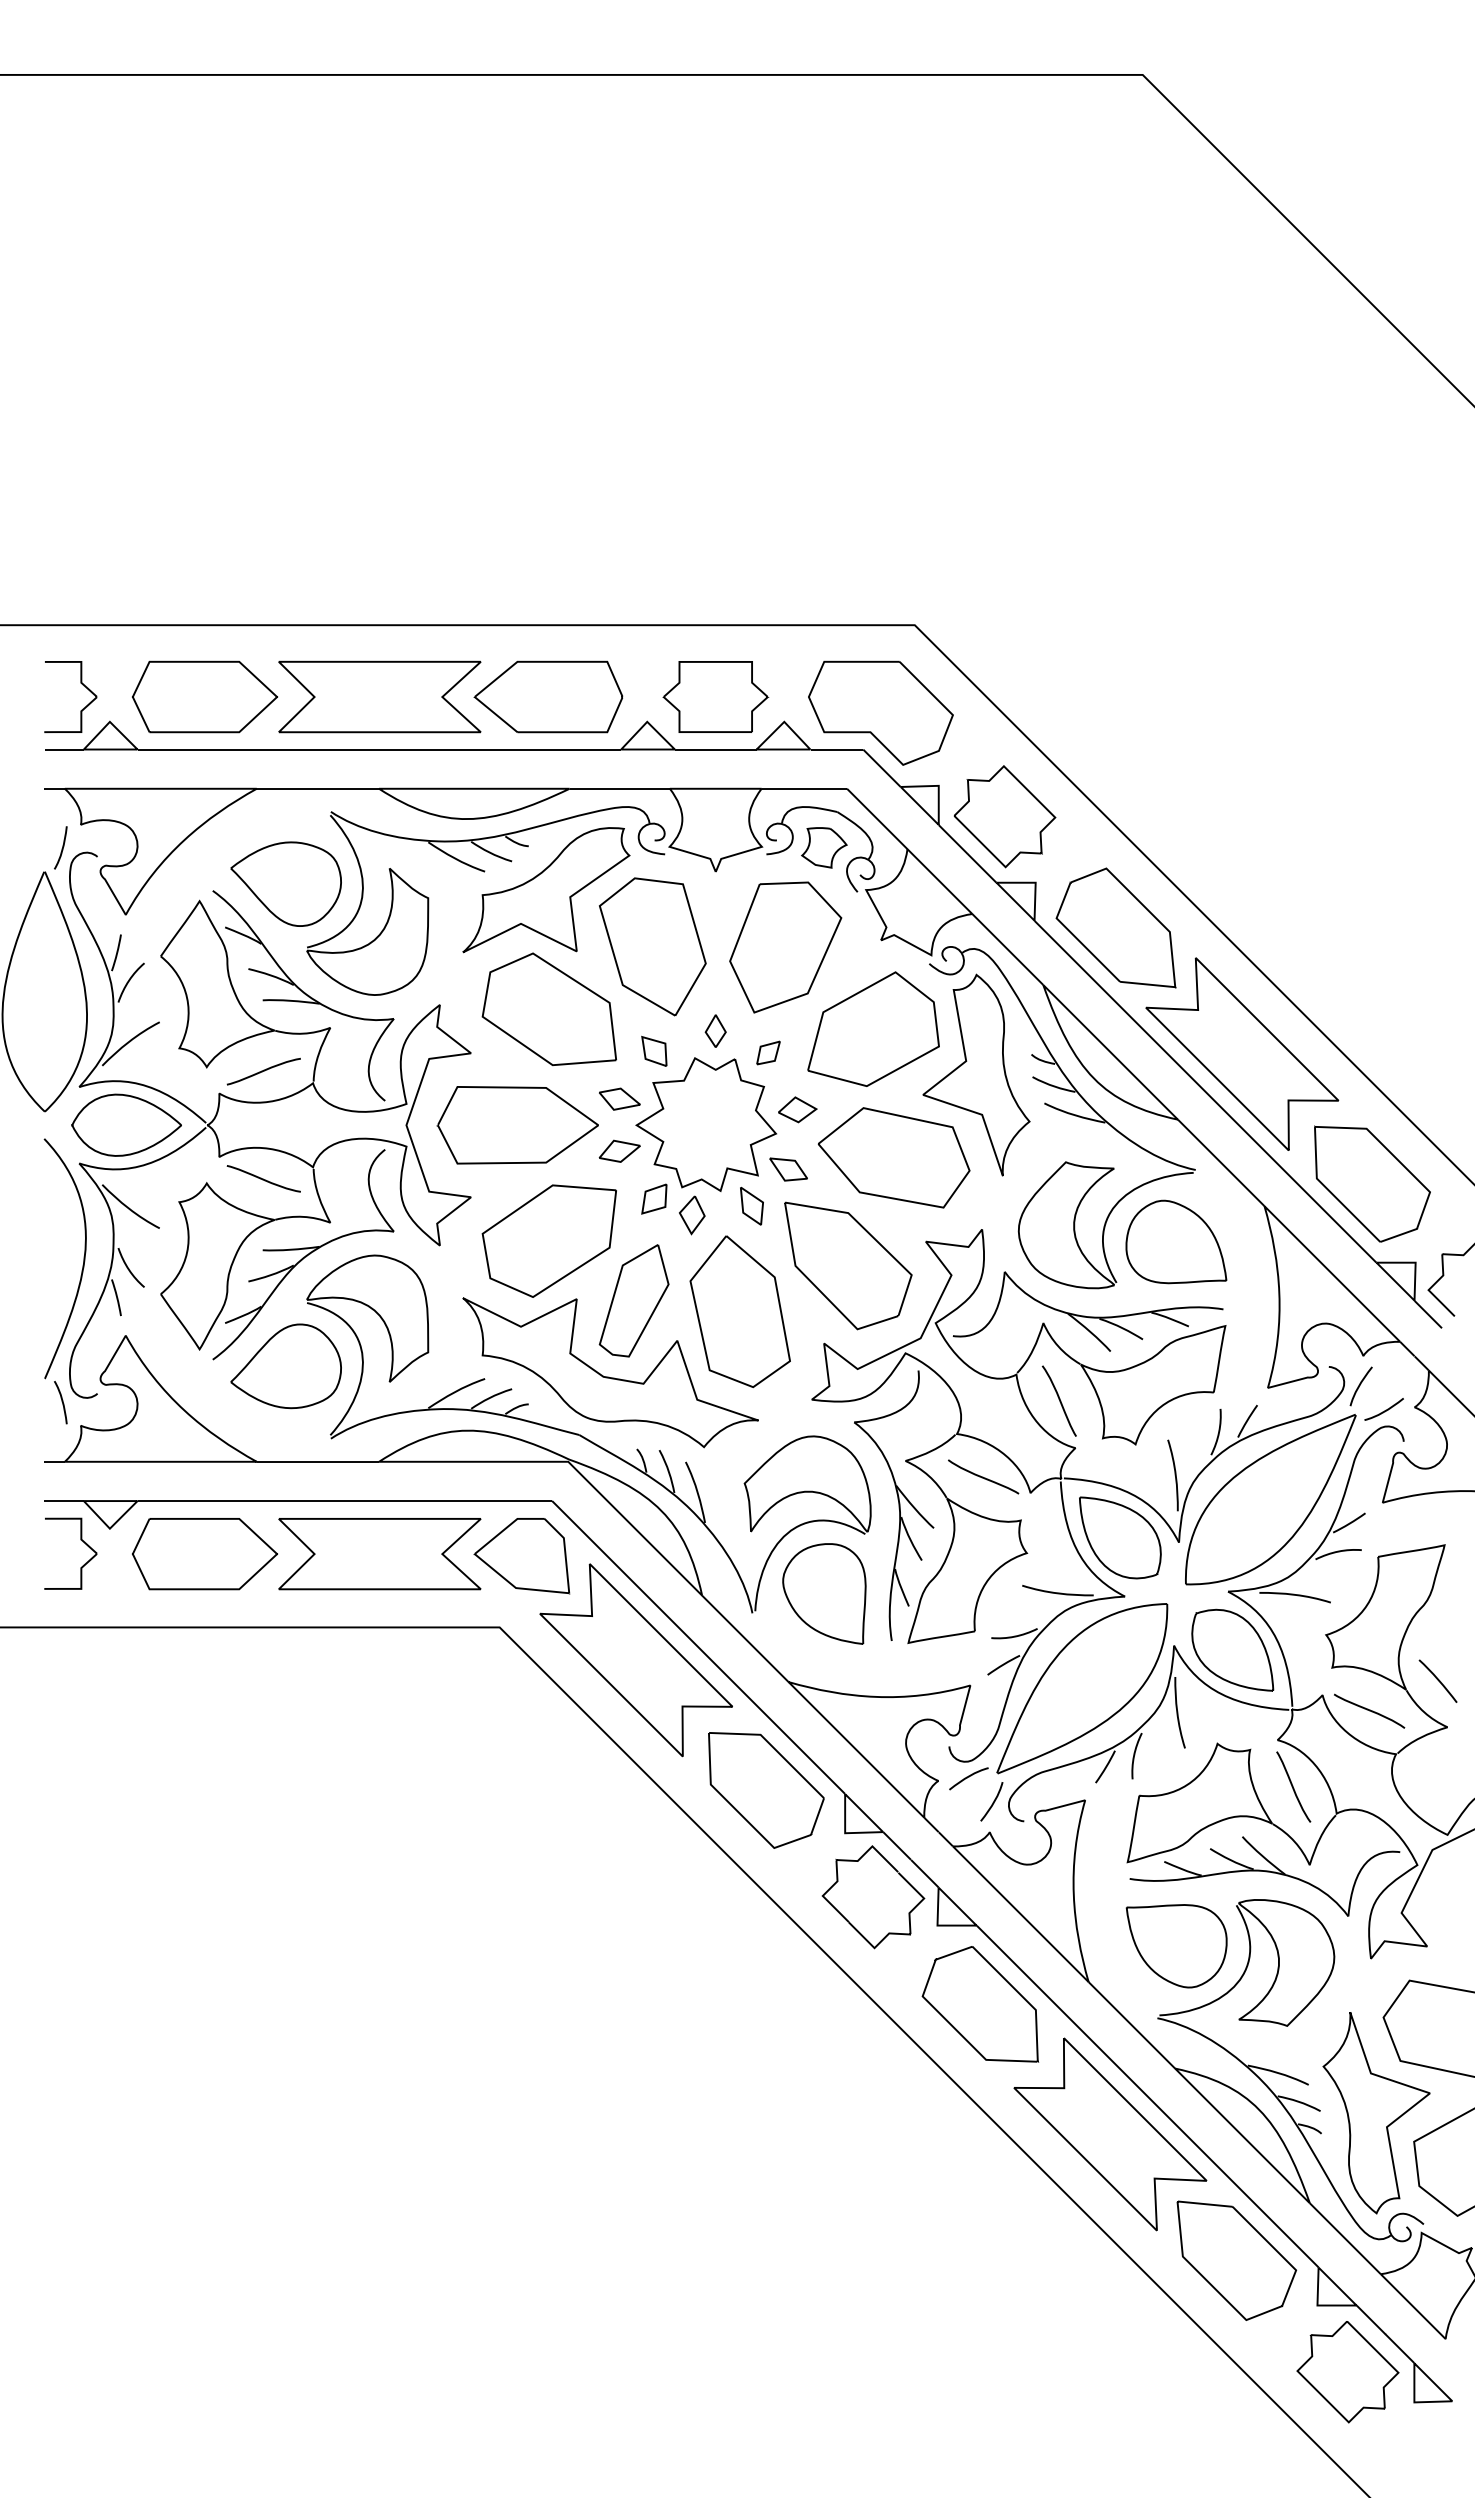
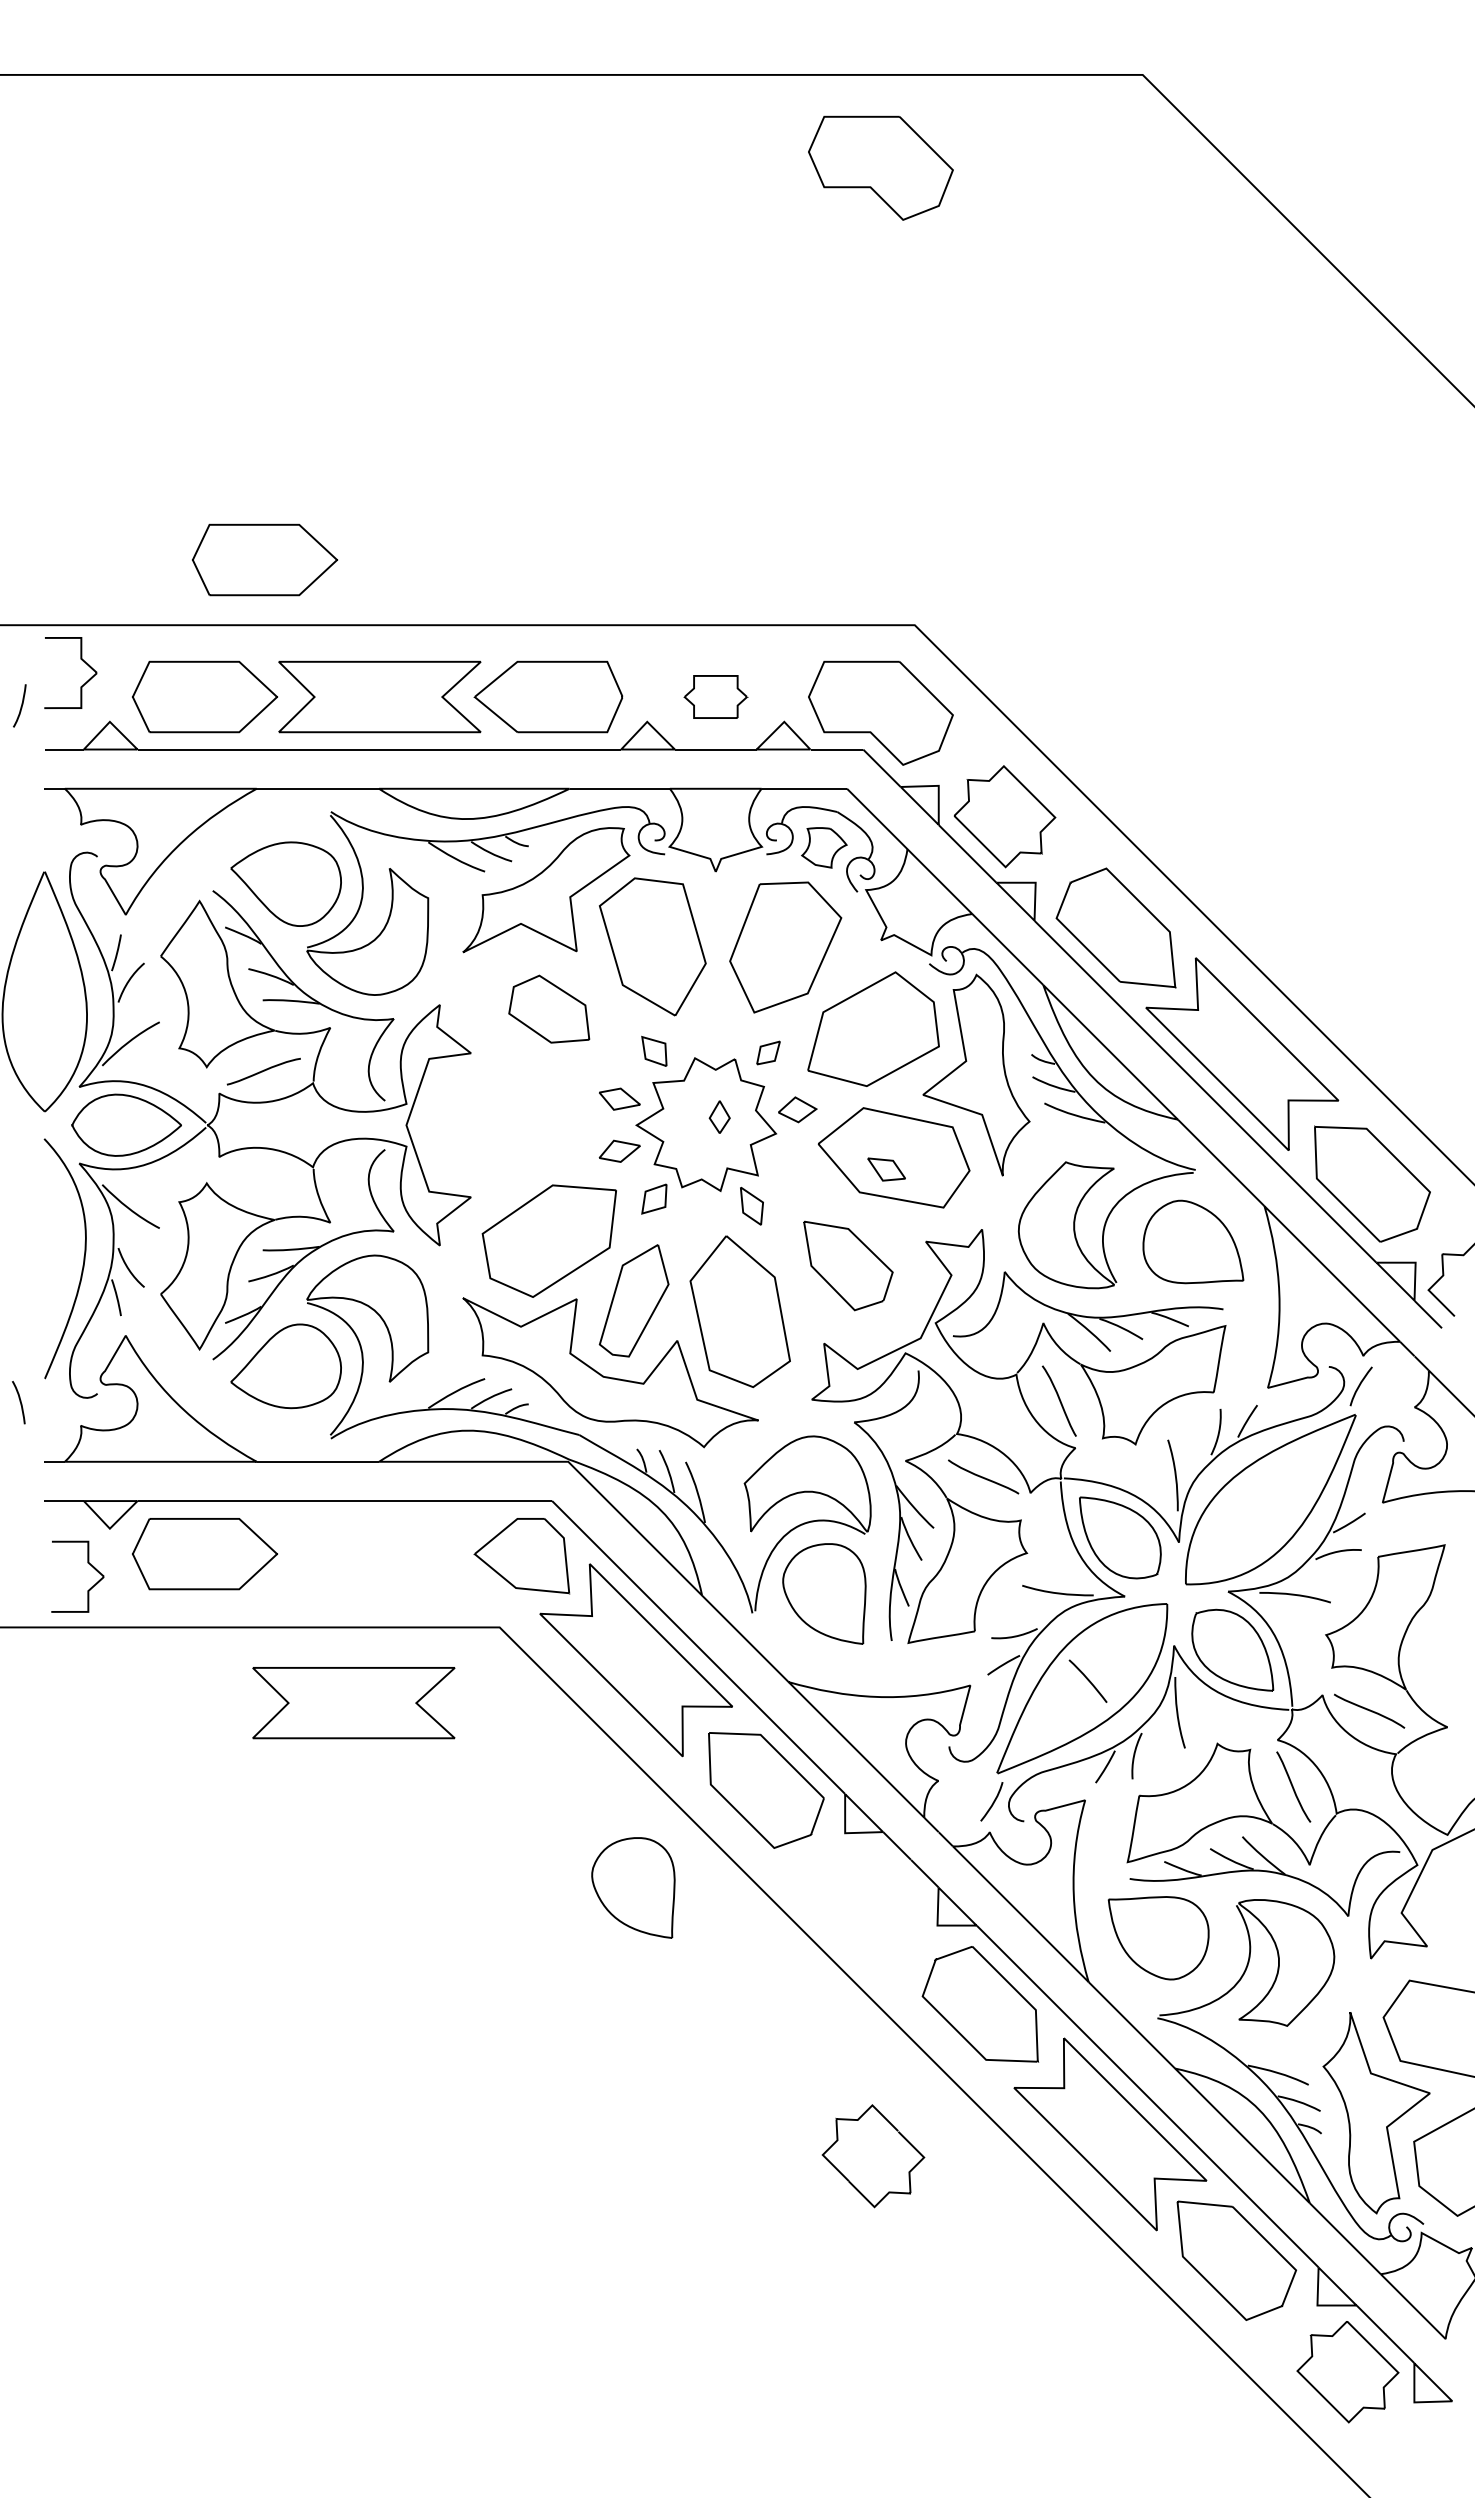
part: none -> present (880, 167)
part: none -> present (264, 559)
curve position: (81, 684) -> (81, 660) (81, 660)
part size: 108x72 px -> 66x44 px (715, 696)
curve position: (61, 848) -> (20, 706) (20, 706)
part size: 136x114 px -> 83x70 px (549, 1008)
part position: (715, 1030) -> (719, 1116) (719, 1116)
part: present -> none (517, 1125)
part position: (788, 1169) -> (886, 1169) (886, 1169)
curve: present -> none (263, 1178)
part: present -> none (692, 1215)
part position: (1176, 1241) -> (1193, 1241) (1193, 1241)
part size: 129x130 px -> 91x92 px (848, 1265)
curve position: (61, 1401) -> (19, 1401) (19, 1401)
curve: present -> none (1384, 1410)
curve position: (80, 1540) -> (87, 1563) (87, 1563)
part position: (379, 1554) -> (353, 1703) (353, 1703)
line position: (1437, 1680) -> (1087, 1680) (1087, 1680)
curve: present -> none (968, 1777)
part: none -> present (633, 1887)
part position: (873, 1897) -> (873, 2156) (873, 2156)
part position: (1176, 1946) -> (1158, 1938) (1158, 1938)
